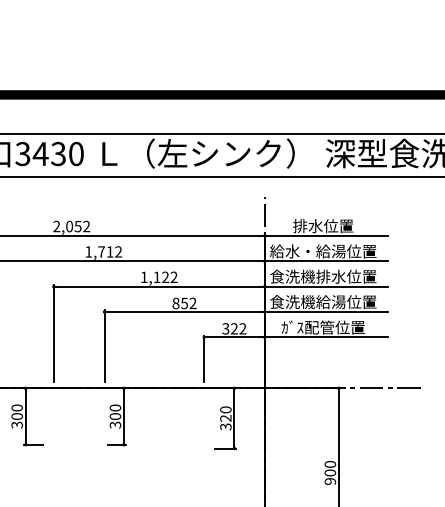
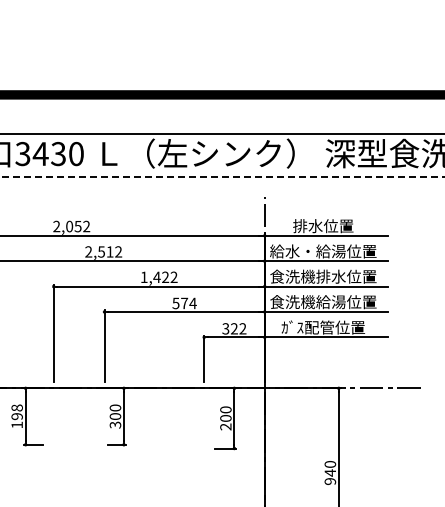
line: solid -> dashed (222, 177)
text: 1,712 -> 2,512 (95, 251)
text: 1,122 -> 1,422 (156, 276)
text: 852 -> 574 (184, 303)
text: 300 -> 198 (16, 416)
text: 320 -> 200 (225, 422)
text: 900 -> 940 (330, 472)
